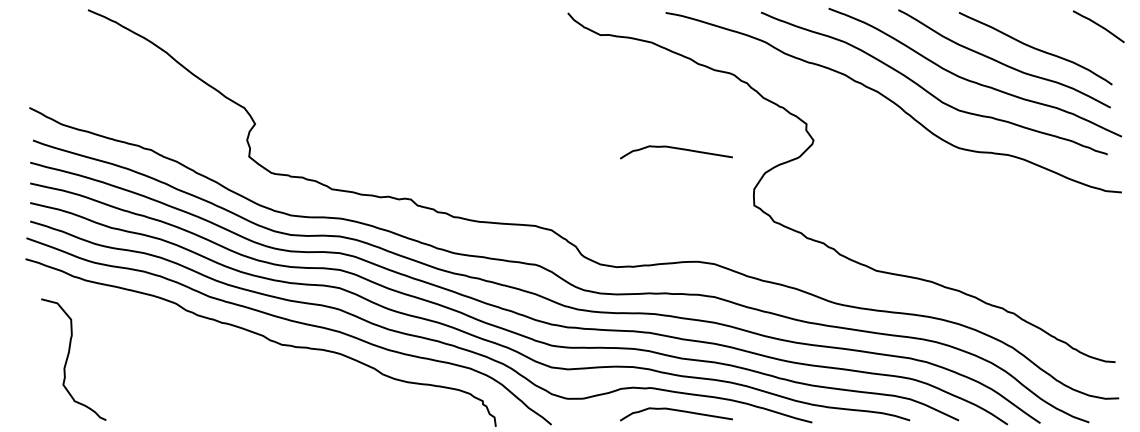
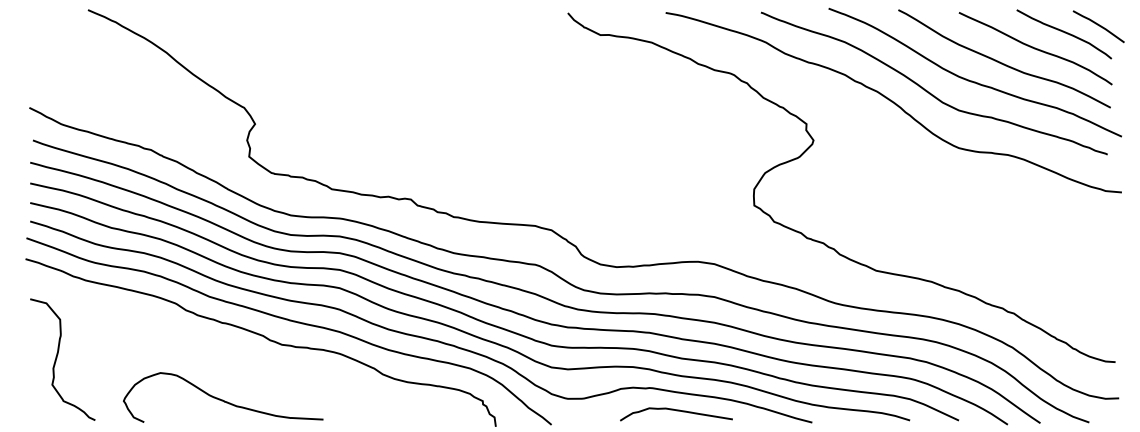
curve: none -> present (1064, 33)
curve: present -> none (676, 149)
curve position: (68, 358) -> (57, 358) (57, 358)
curve: none -> present (222, 399)
